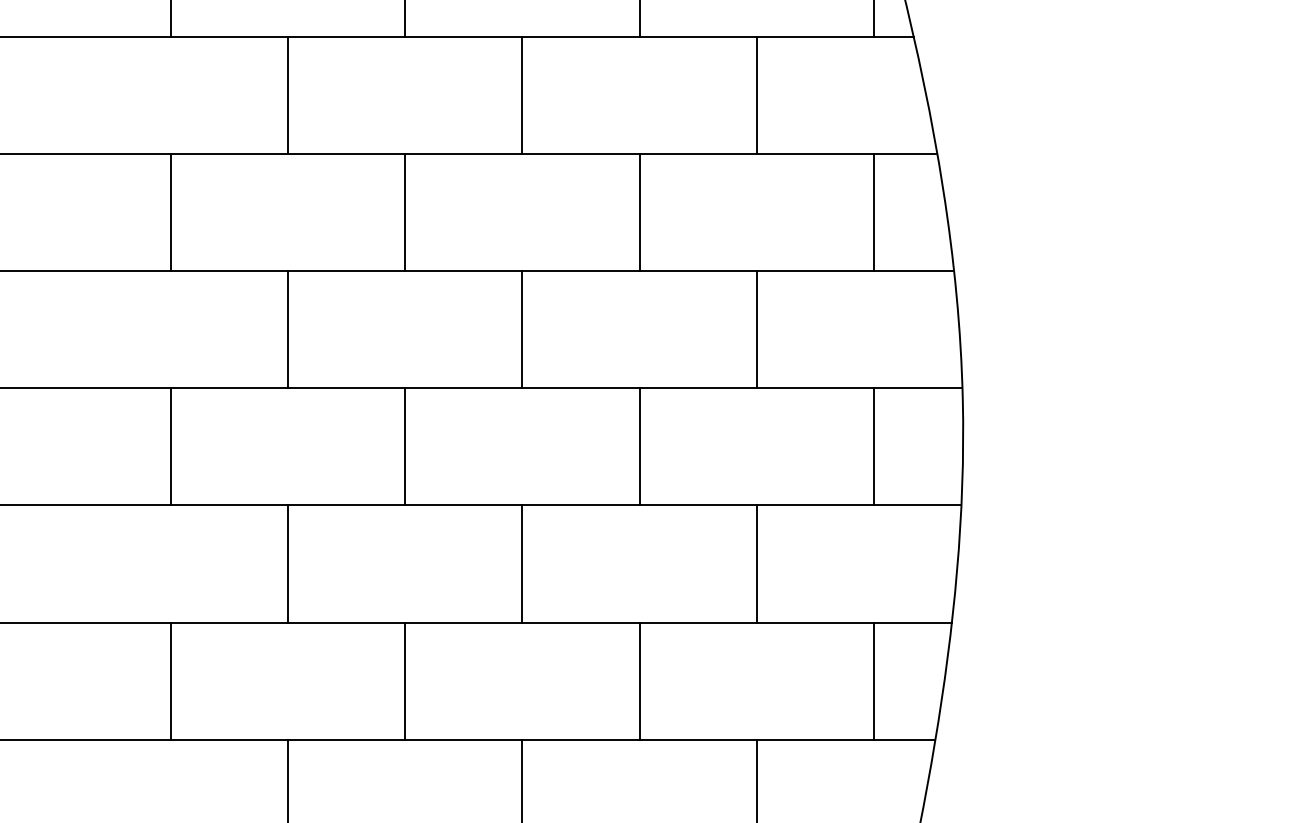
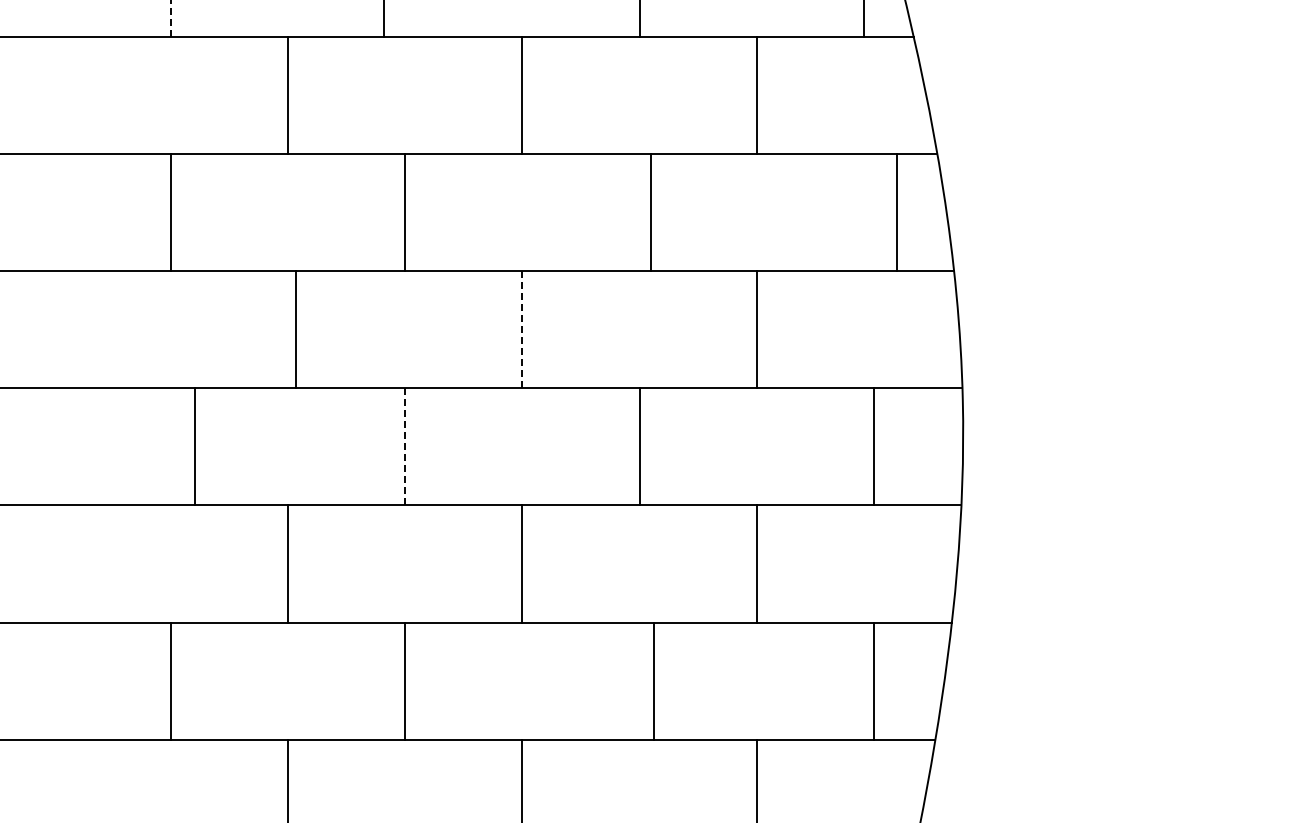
line: solid -> dashed (170, 18)
line position: (405, 19) -> (384, 19) (384, 19)
line position: (873, 19) -> (863, 19) (863, 19)
line position: (639, 212) -> (650, 212) (650, 212)
line position: (873, 212) -> (896, 212) (896, 212)
line position: (288, 329) -> (296, 329) (296, 329)
line: solid -> dashed (522, 329)
line position: (170, 446) -> (194, 446) (194, 446)
line: solid -> dashed (405, 446)
line position: (639, 680) -> (653, 680) (653, 680)
